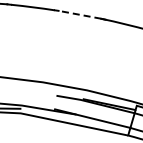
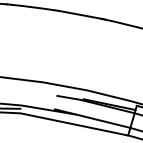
line: dashed -> solid (79, 14)
